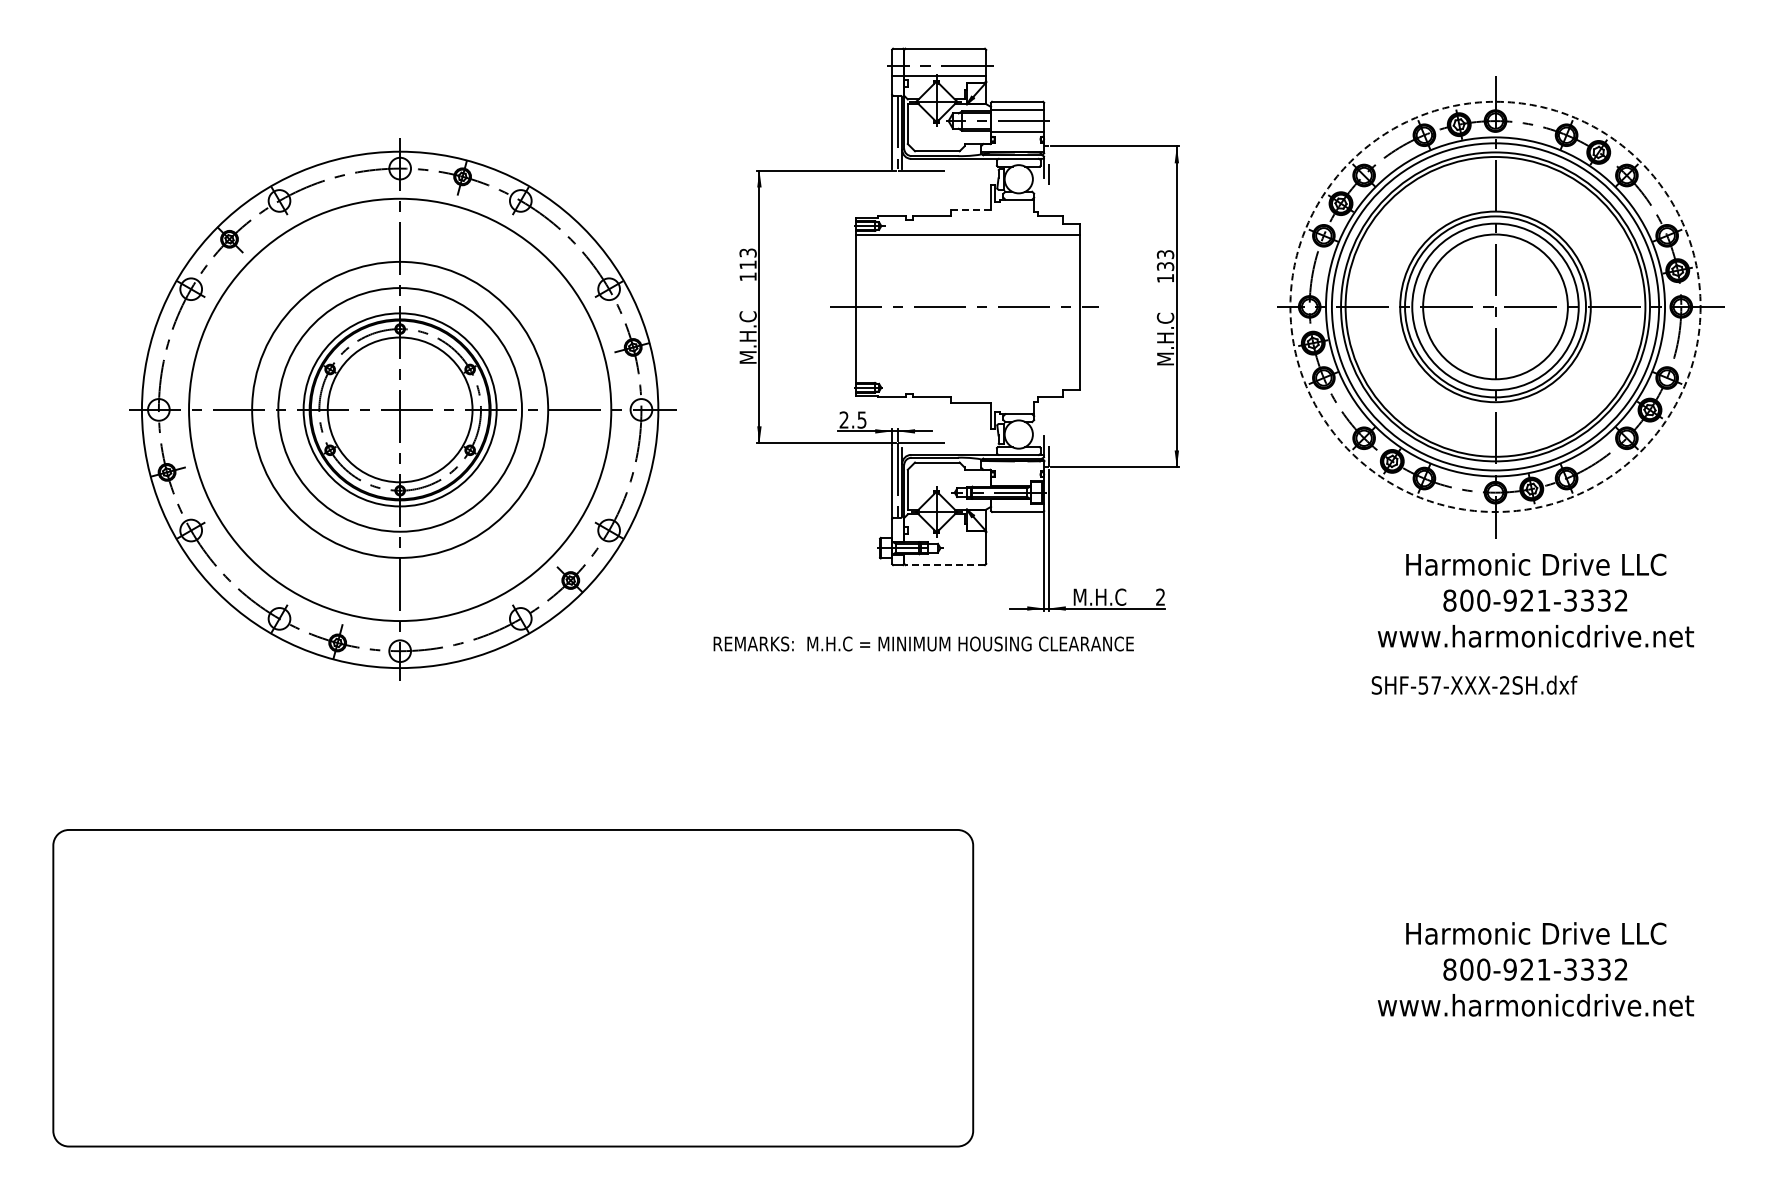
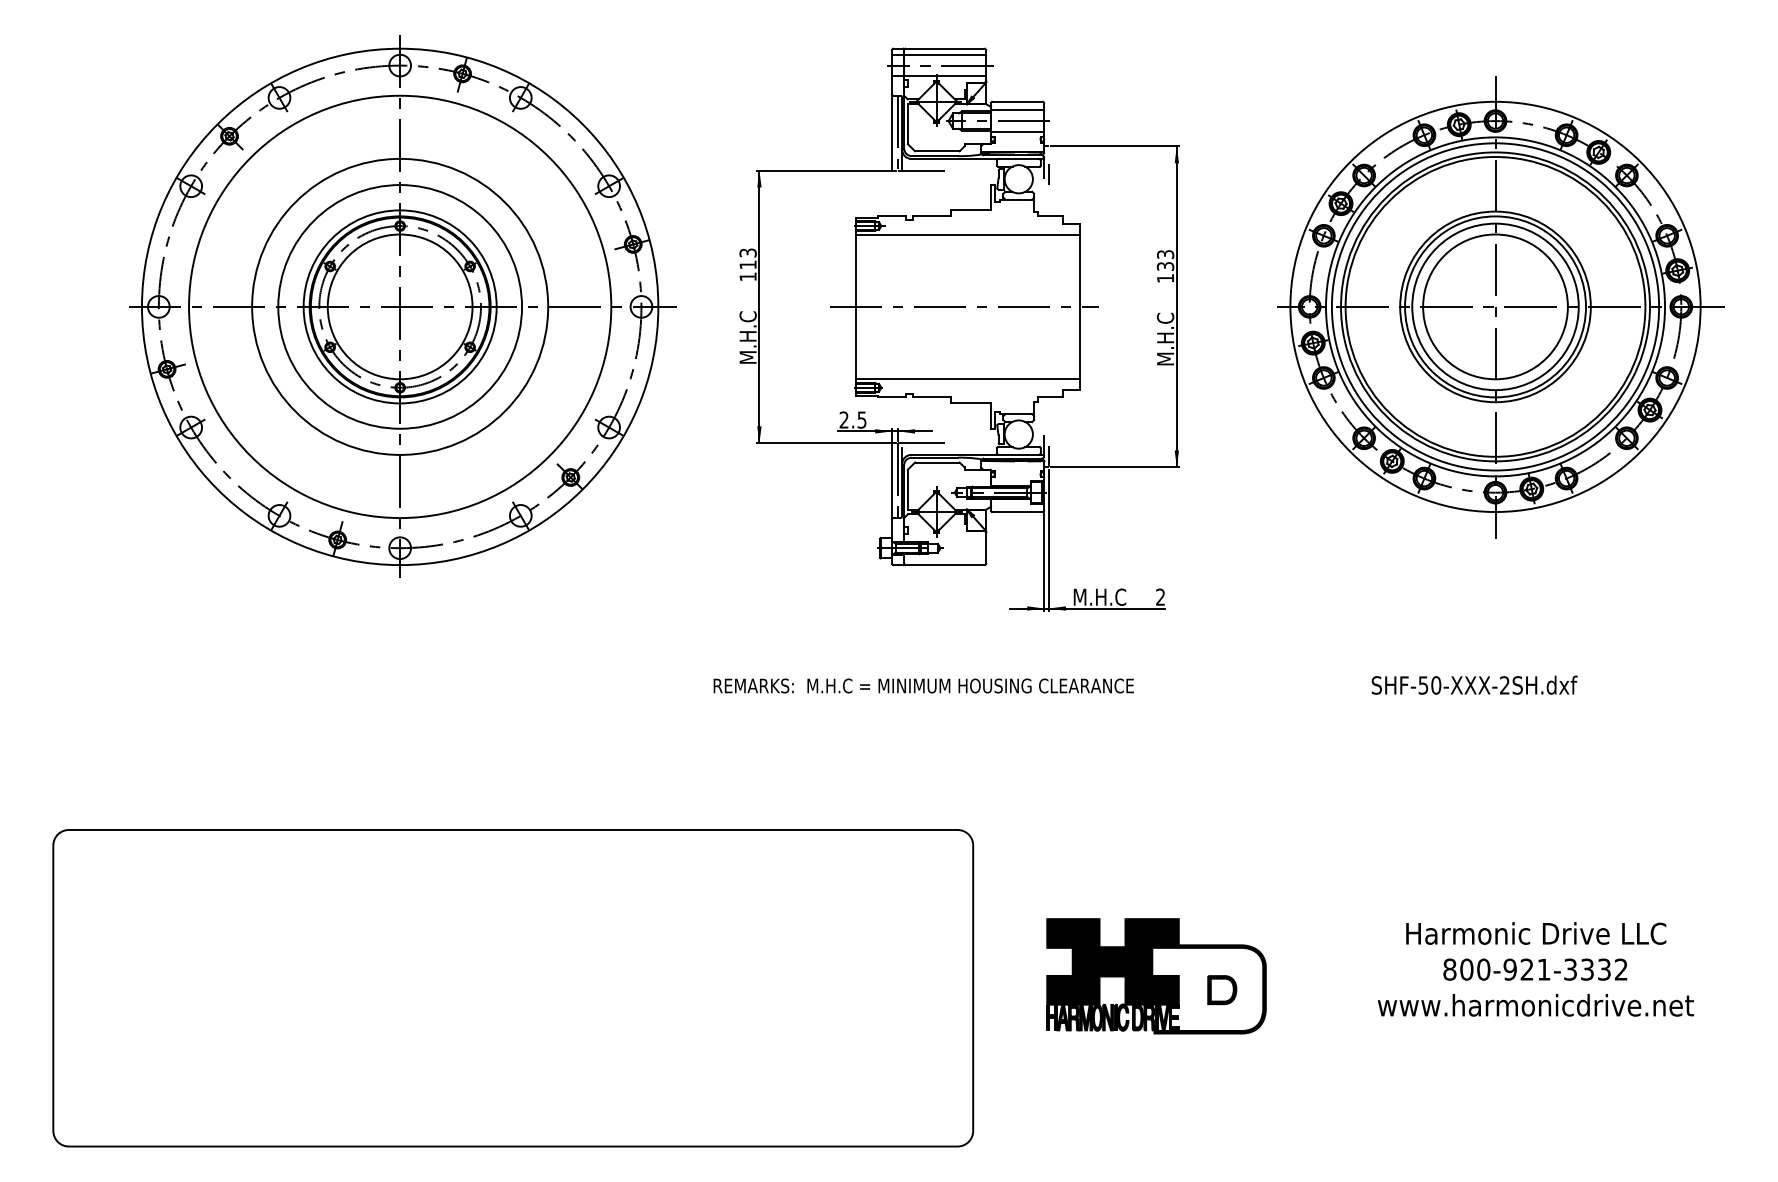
line: none -> present (939, 54)
line: dashed -> solid (970, 210)
circle: dashed -> solid (1495, 306)
line: none -> present (967, 379)
part position: (402, 409) -> (402, 306) (402, 306)
line: dashed -> solid (945, 565)
part: present -> none (1535, 600)
text position: (923, 643) -> (923, 685) (923, 685)
text: SHF-57-XXX-2SH.dxf -> SHF-50-XXX-2SH.dxf (1436, 685)
part: none -> present (1156, 976)
